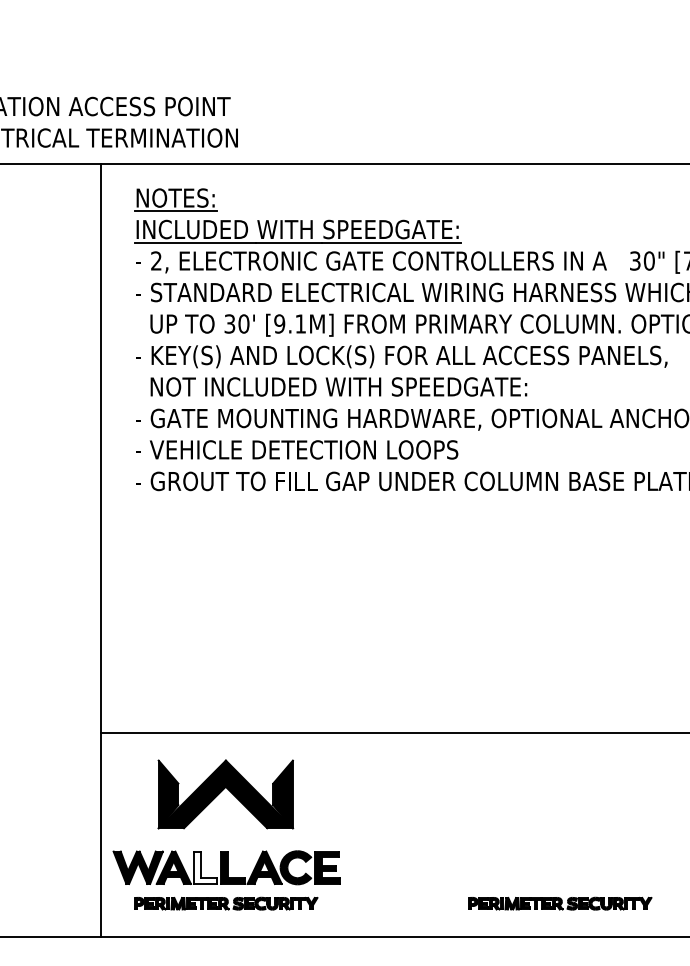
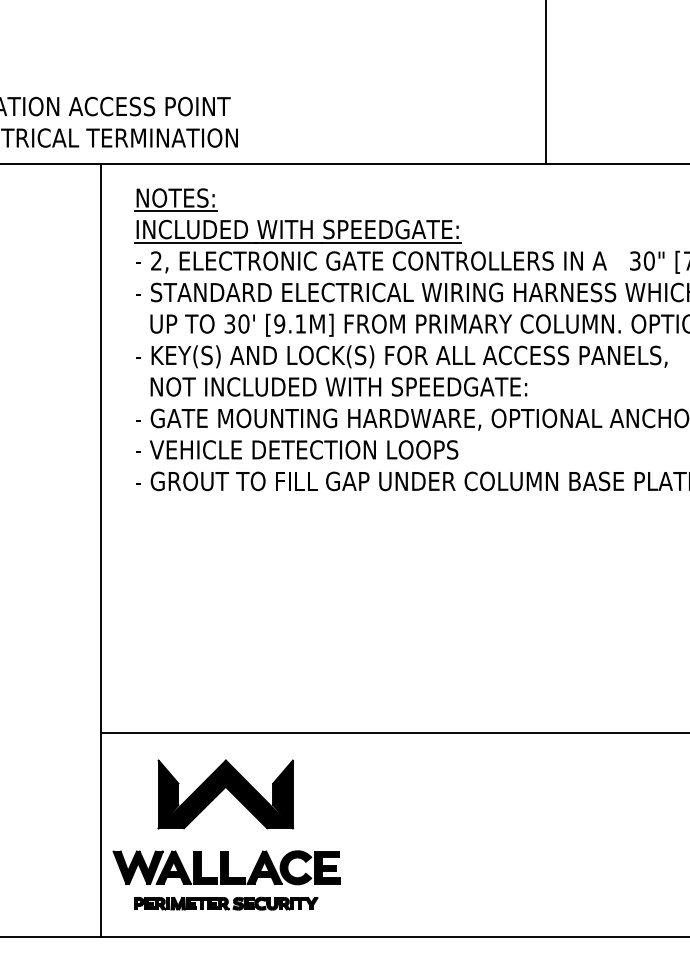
line: none -> present (546, 82)
fill: none -> present (205, 867)
part: present -> none (560, 903)
